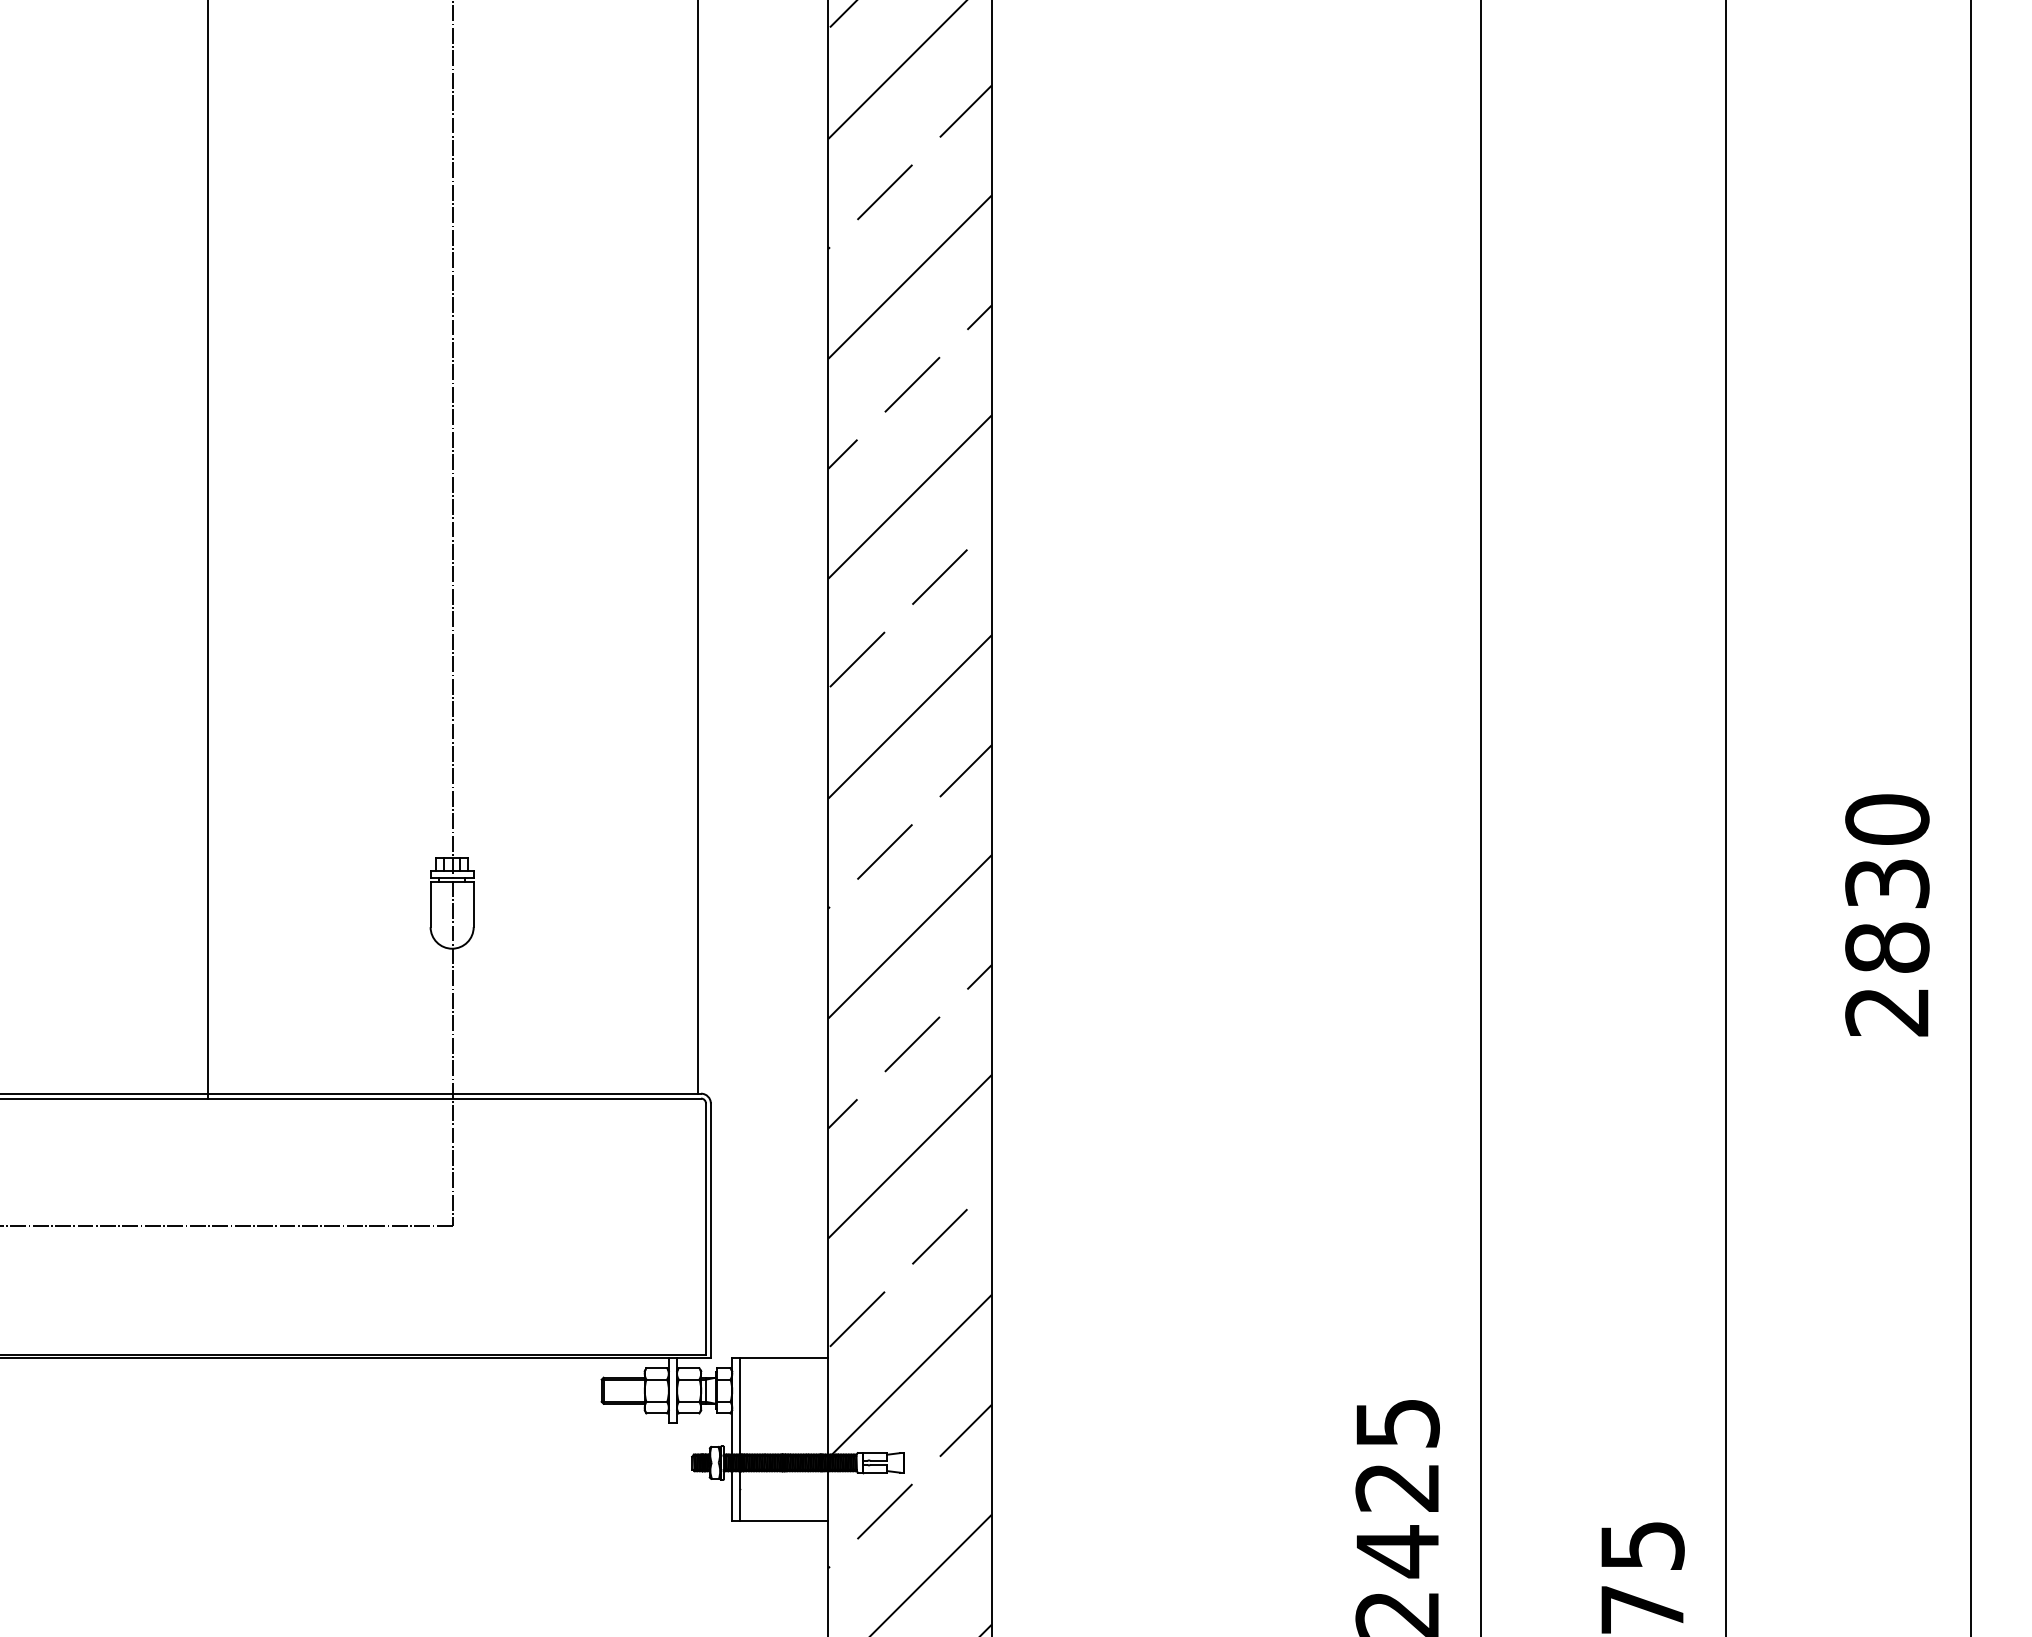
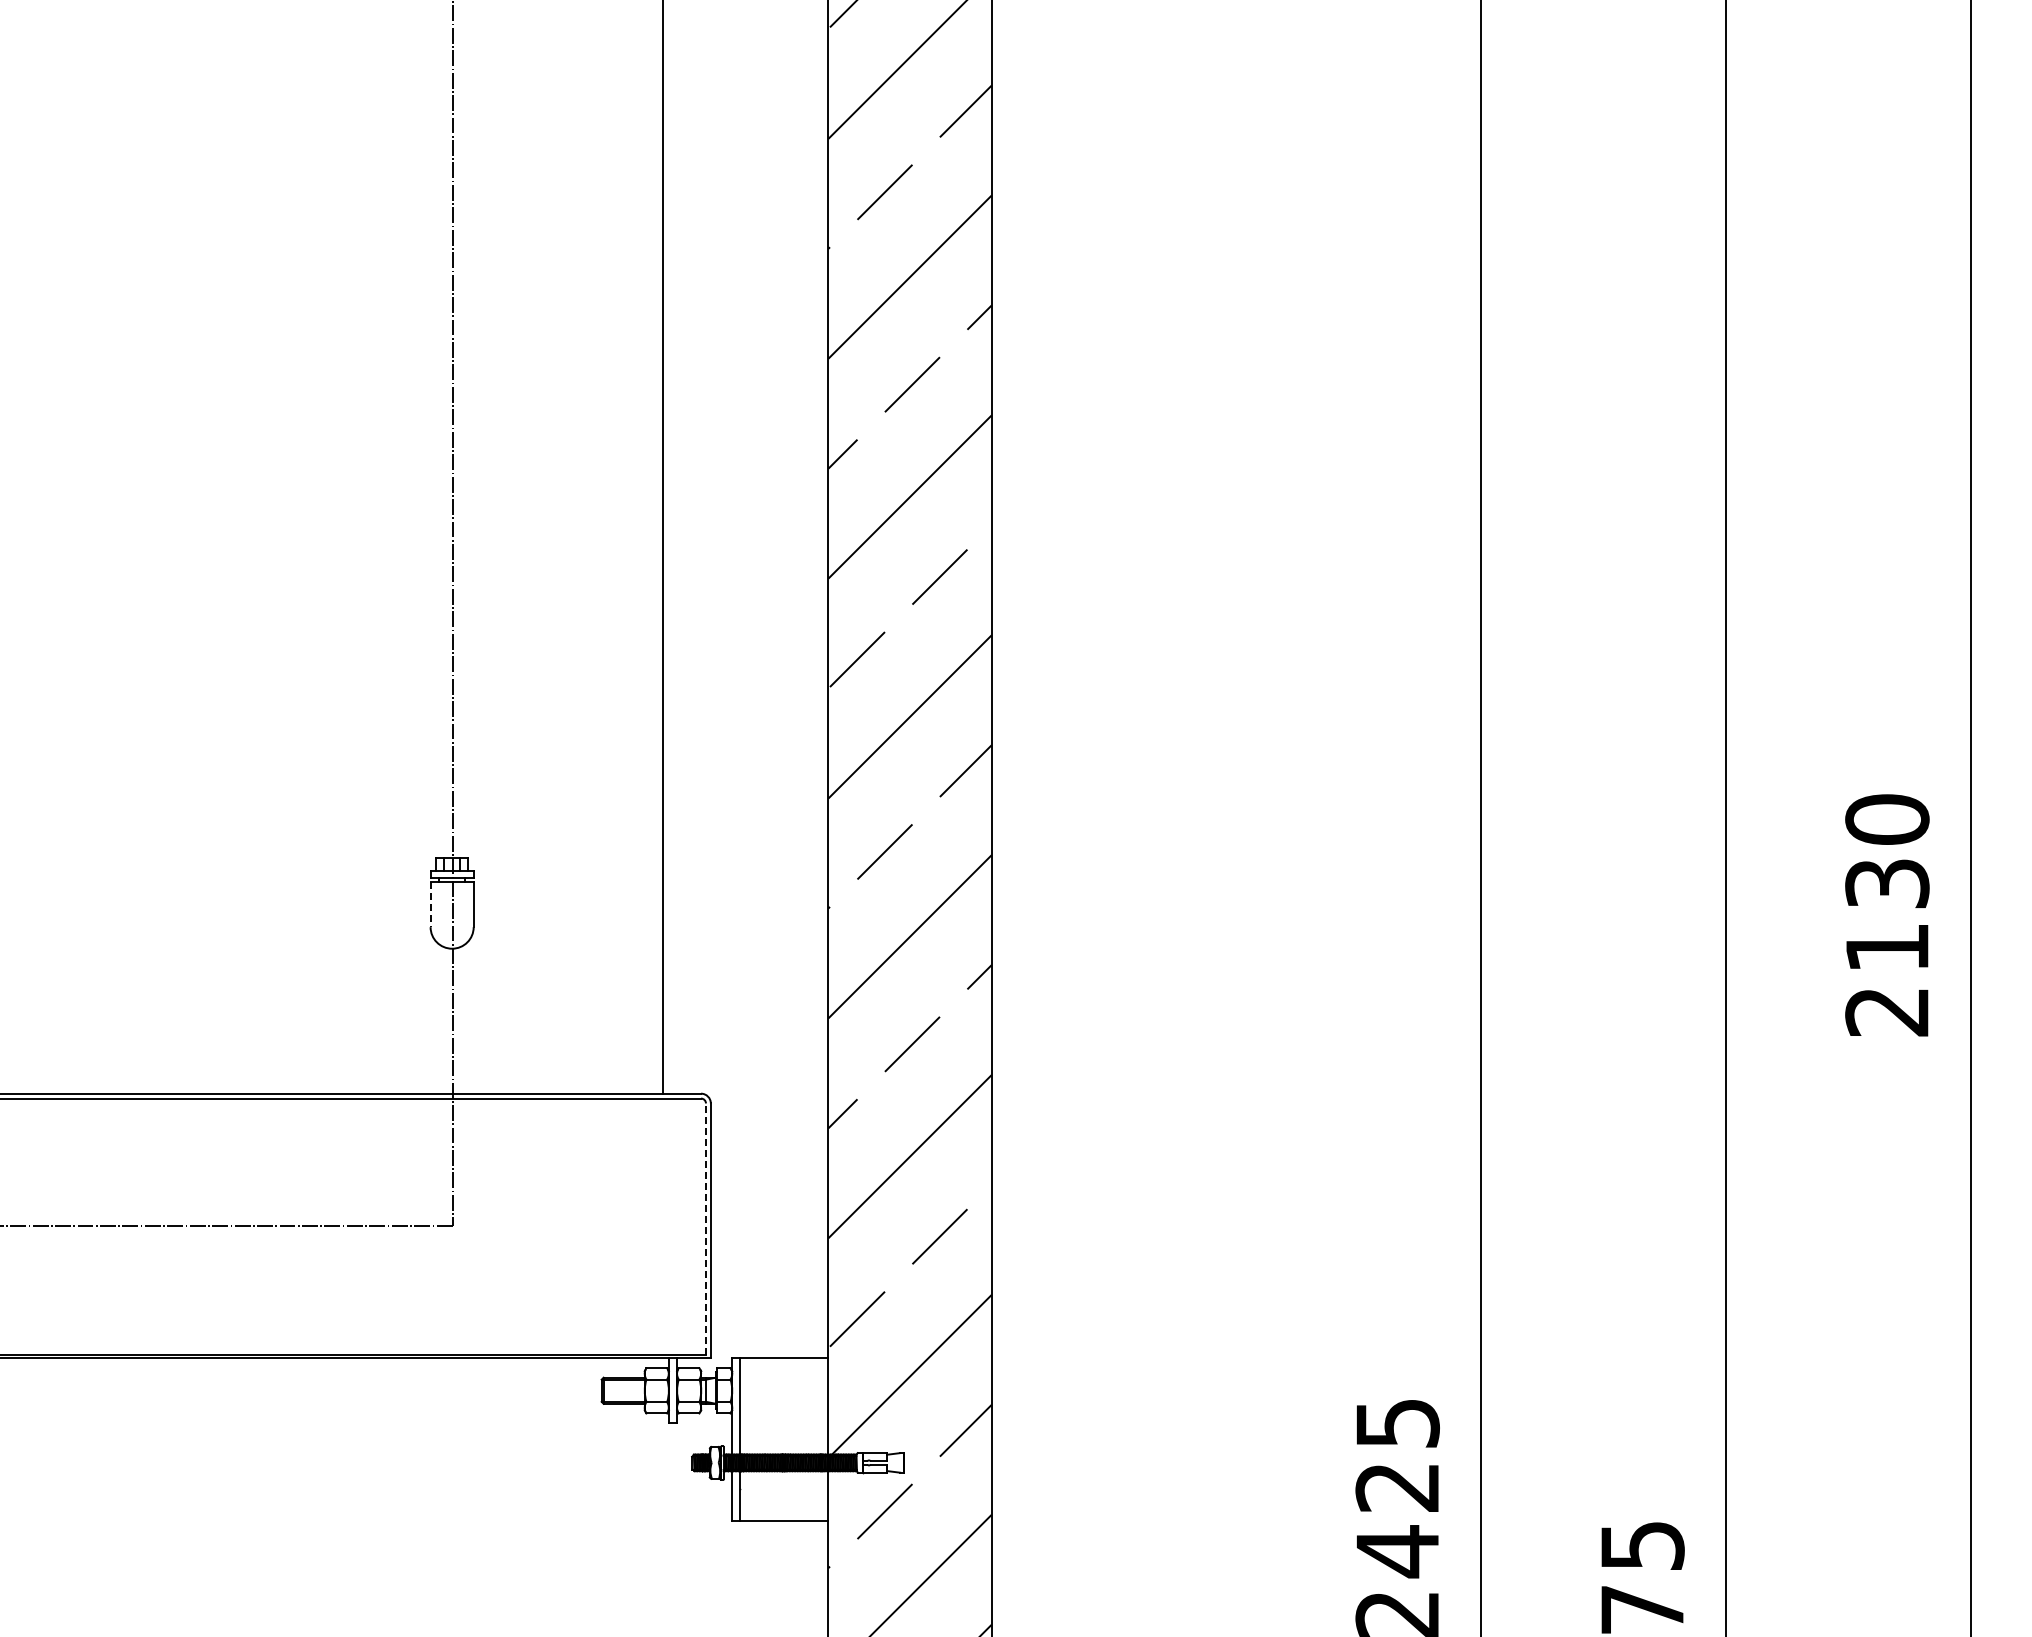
line position: (697, 547) -> (662, 547) (662, 547)
line: present -> none (208, 550)
line: solid -> dashed (430, 905)
text: 2830 -> 2130 (1887, 947)
line: solid -> dashed (705, 1229)
